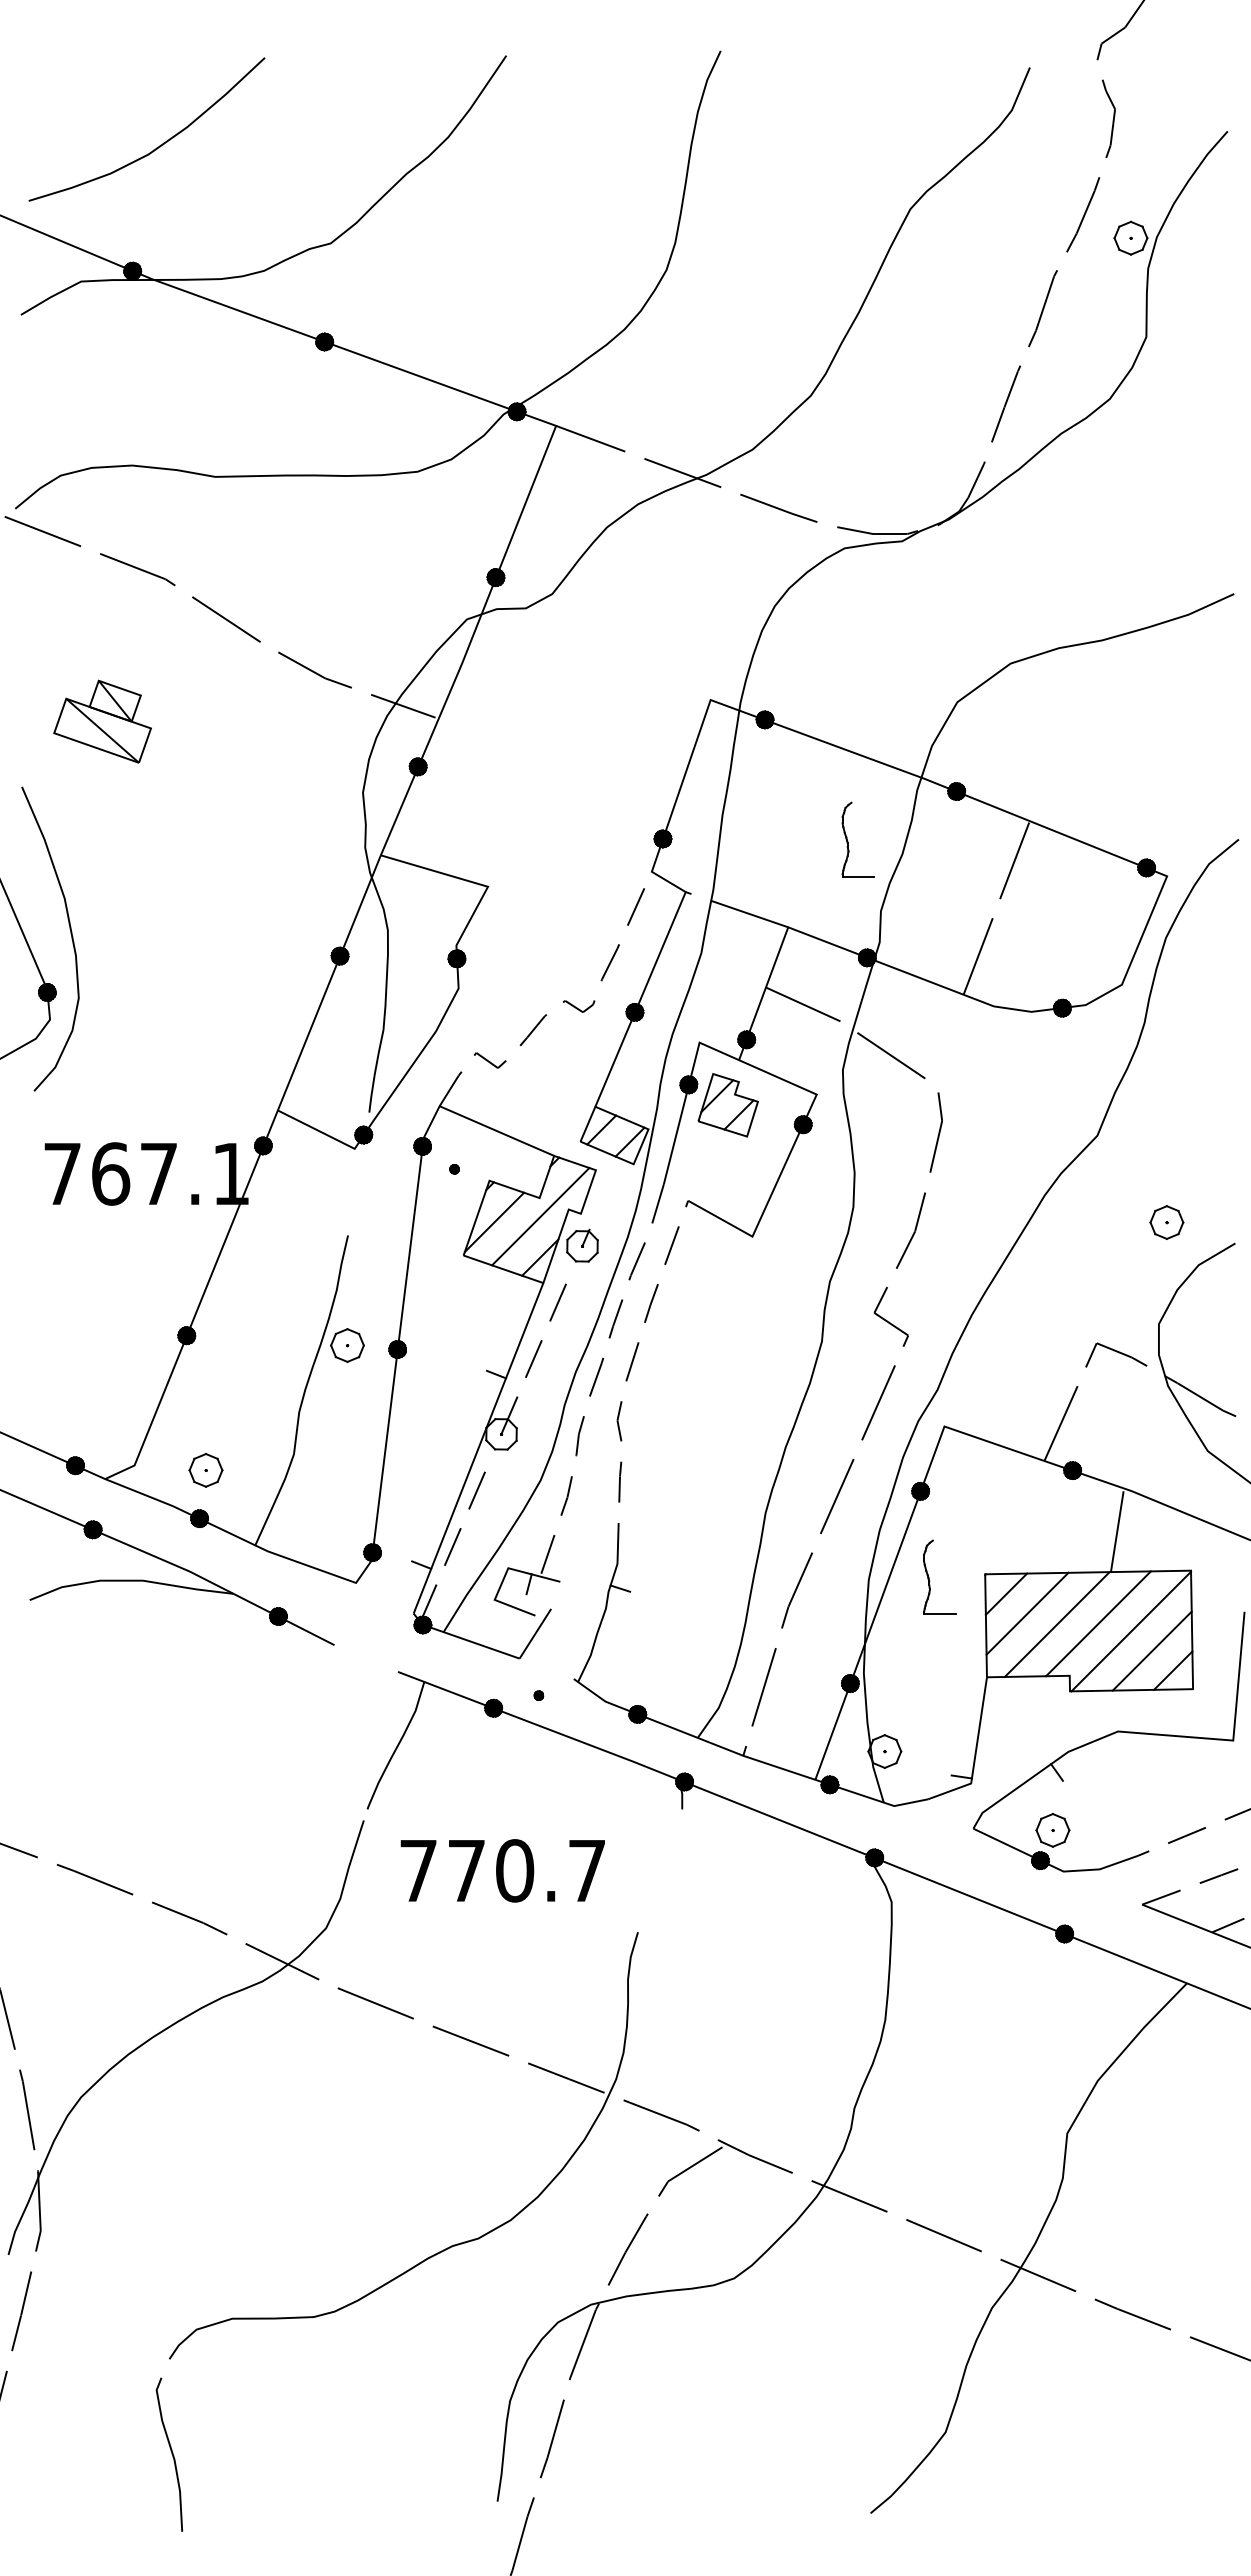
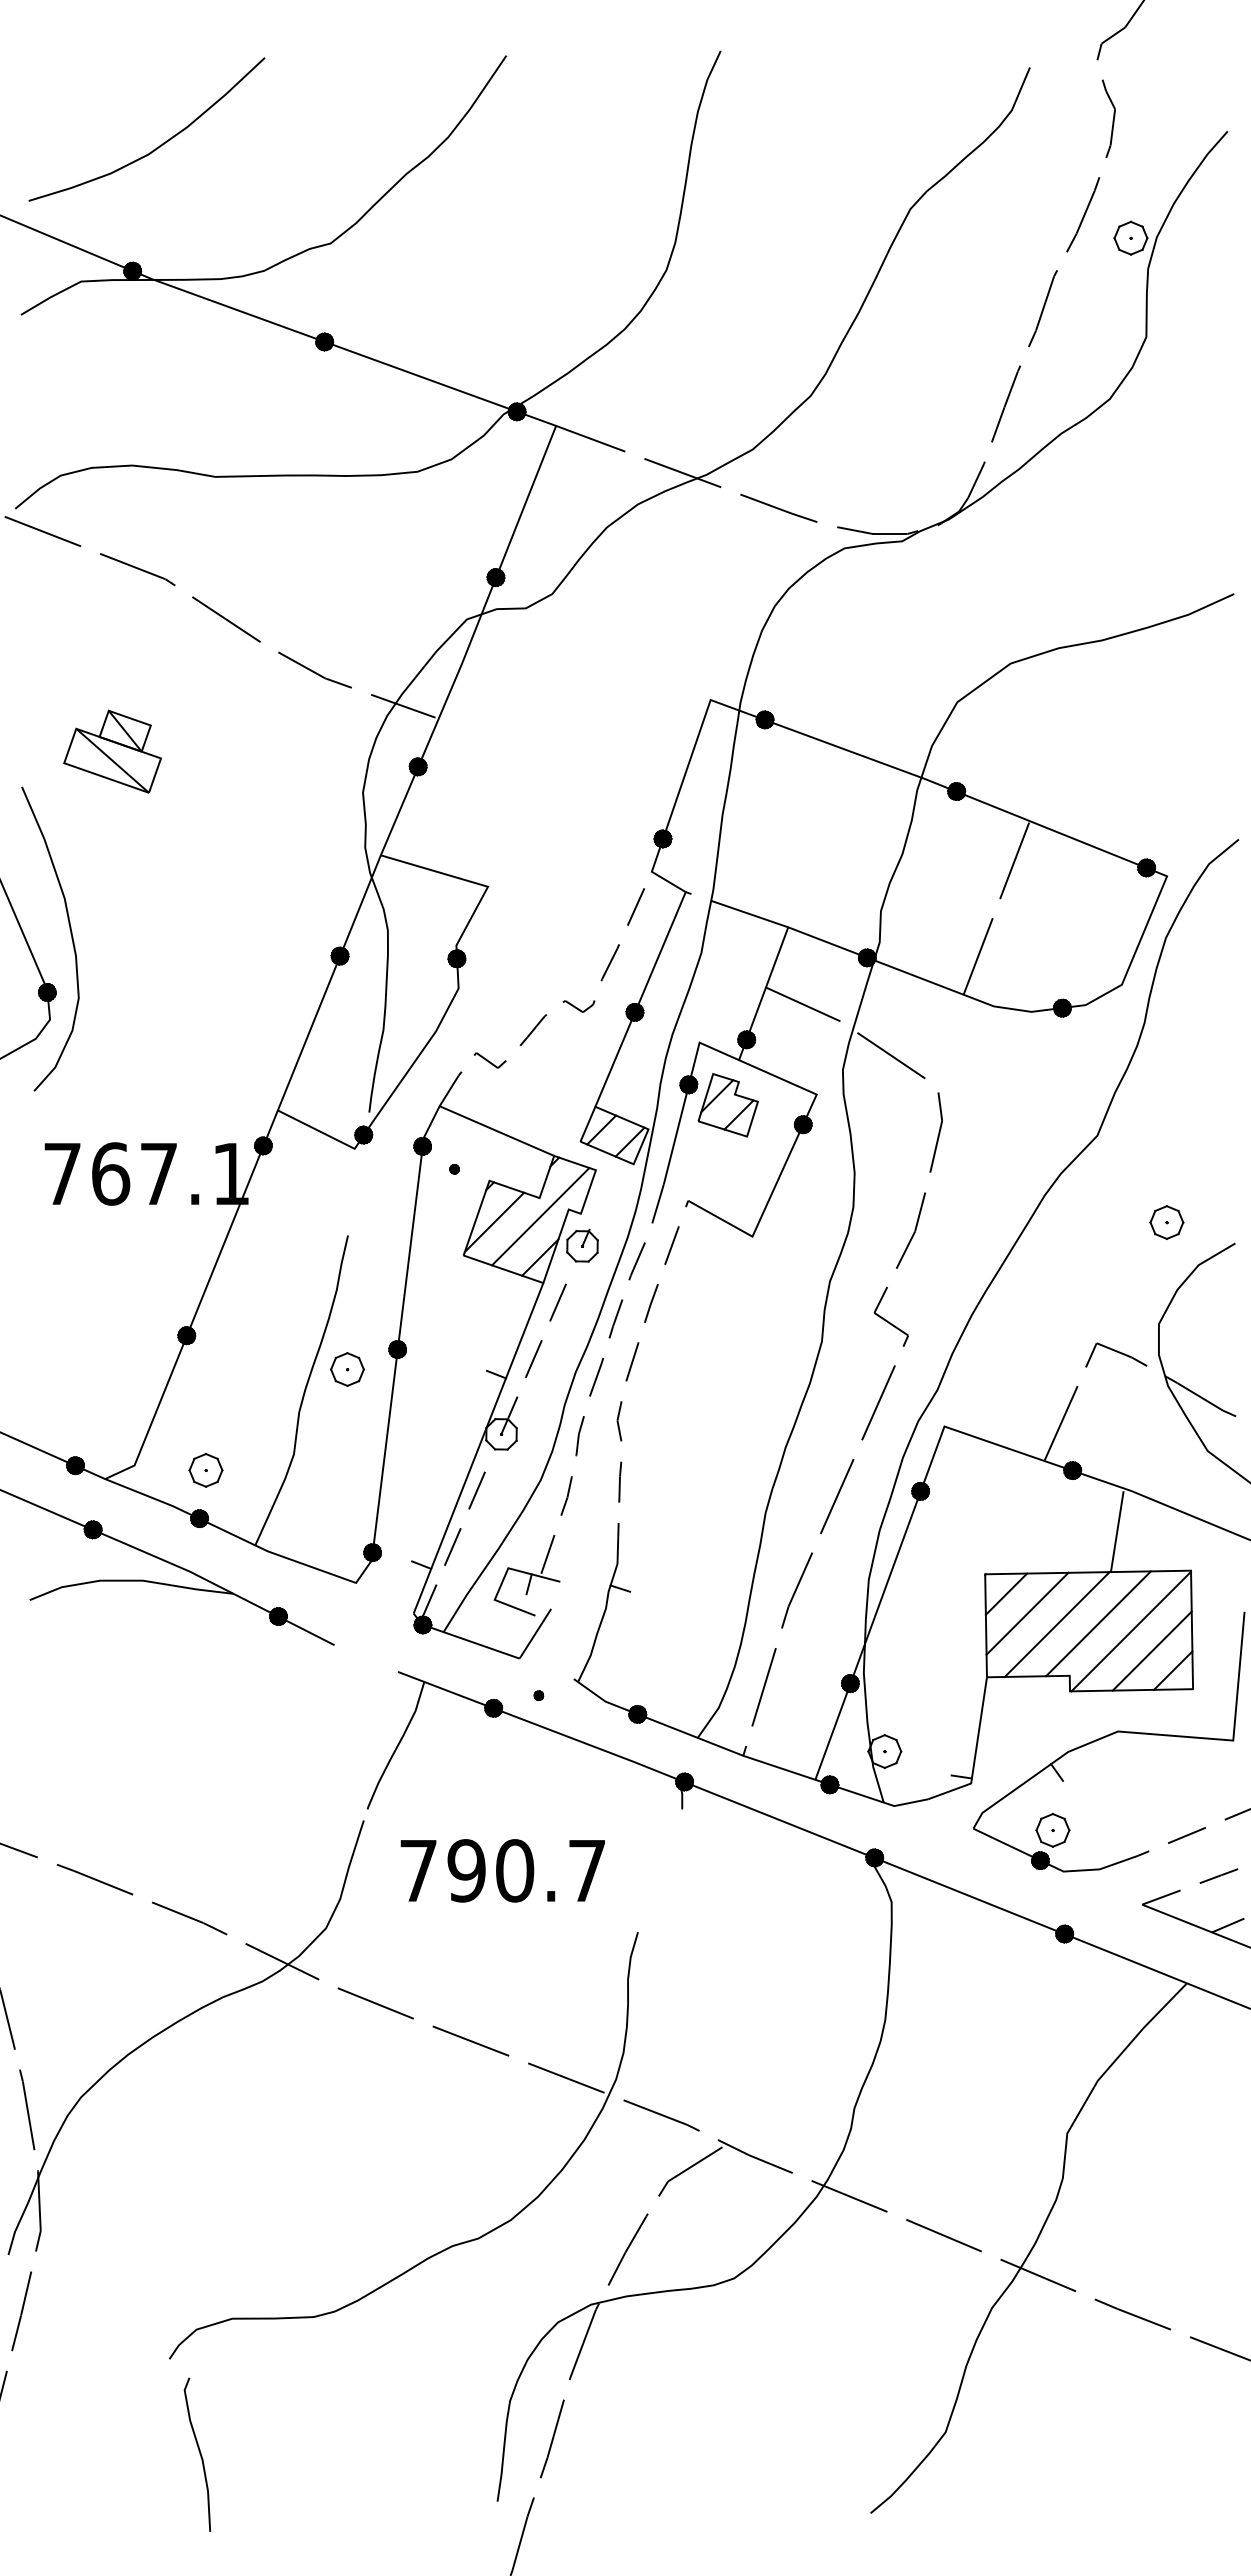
part position: (102, 721) -> (112, 751) (112, 751)
part: present -> none (848, 841)
part position: (347, 1345) -> (347, 1369) (347, 1369)
part: present -> none (929, 1577)
text: 770.7 -> 790.7 (466, 1870)
curve position: (171, 2454) -> (199, 2454) (199, 2454)
